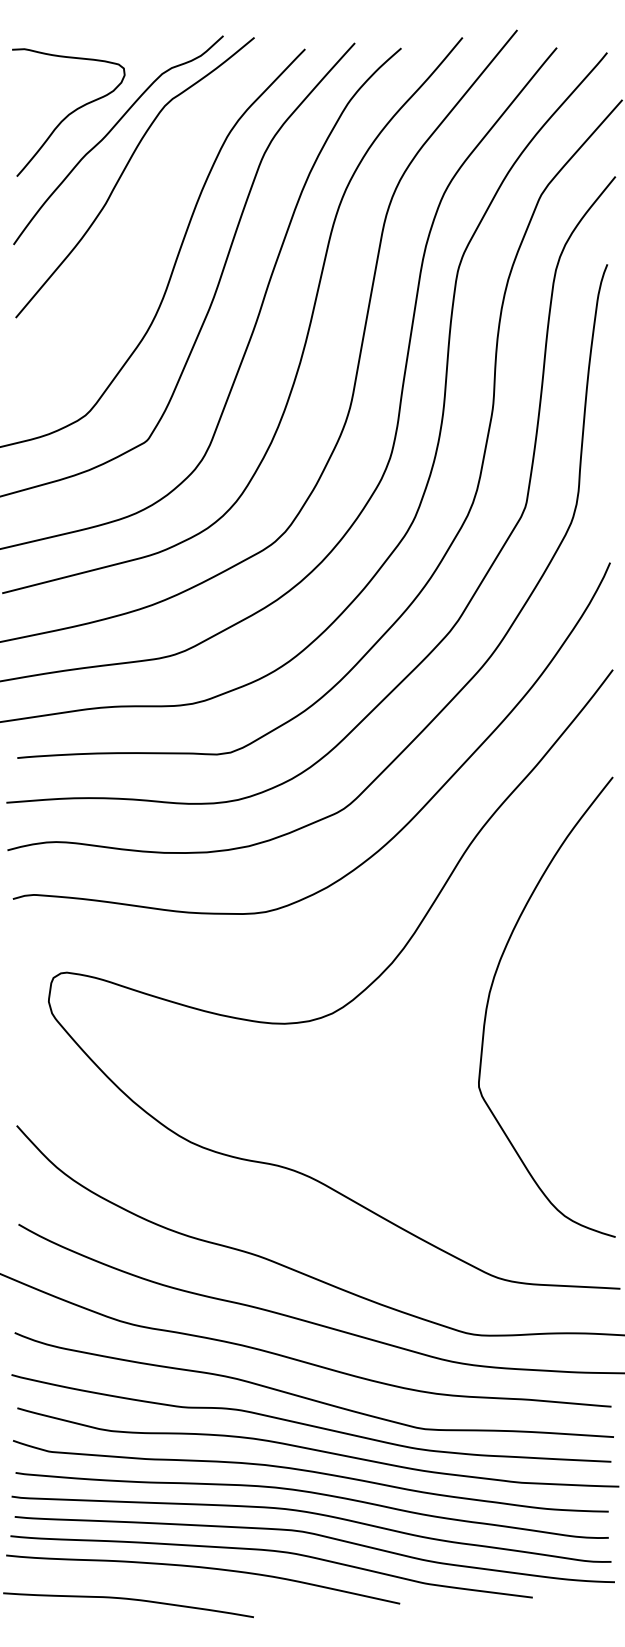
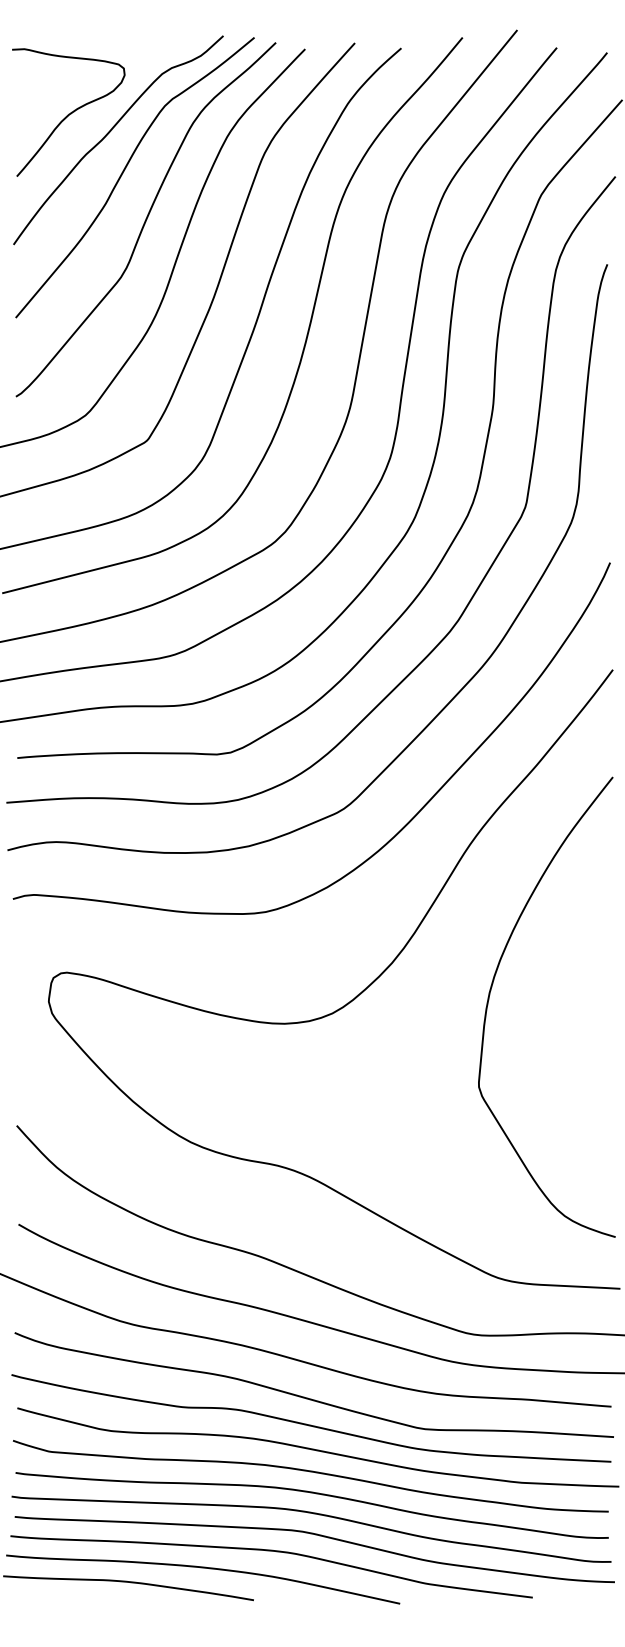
curve: none -> present (145, 219)
curve position: (130, 1600) -> (130, 1583) (130, 1583)
